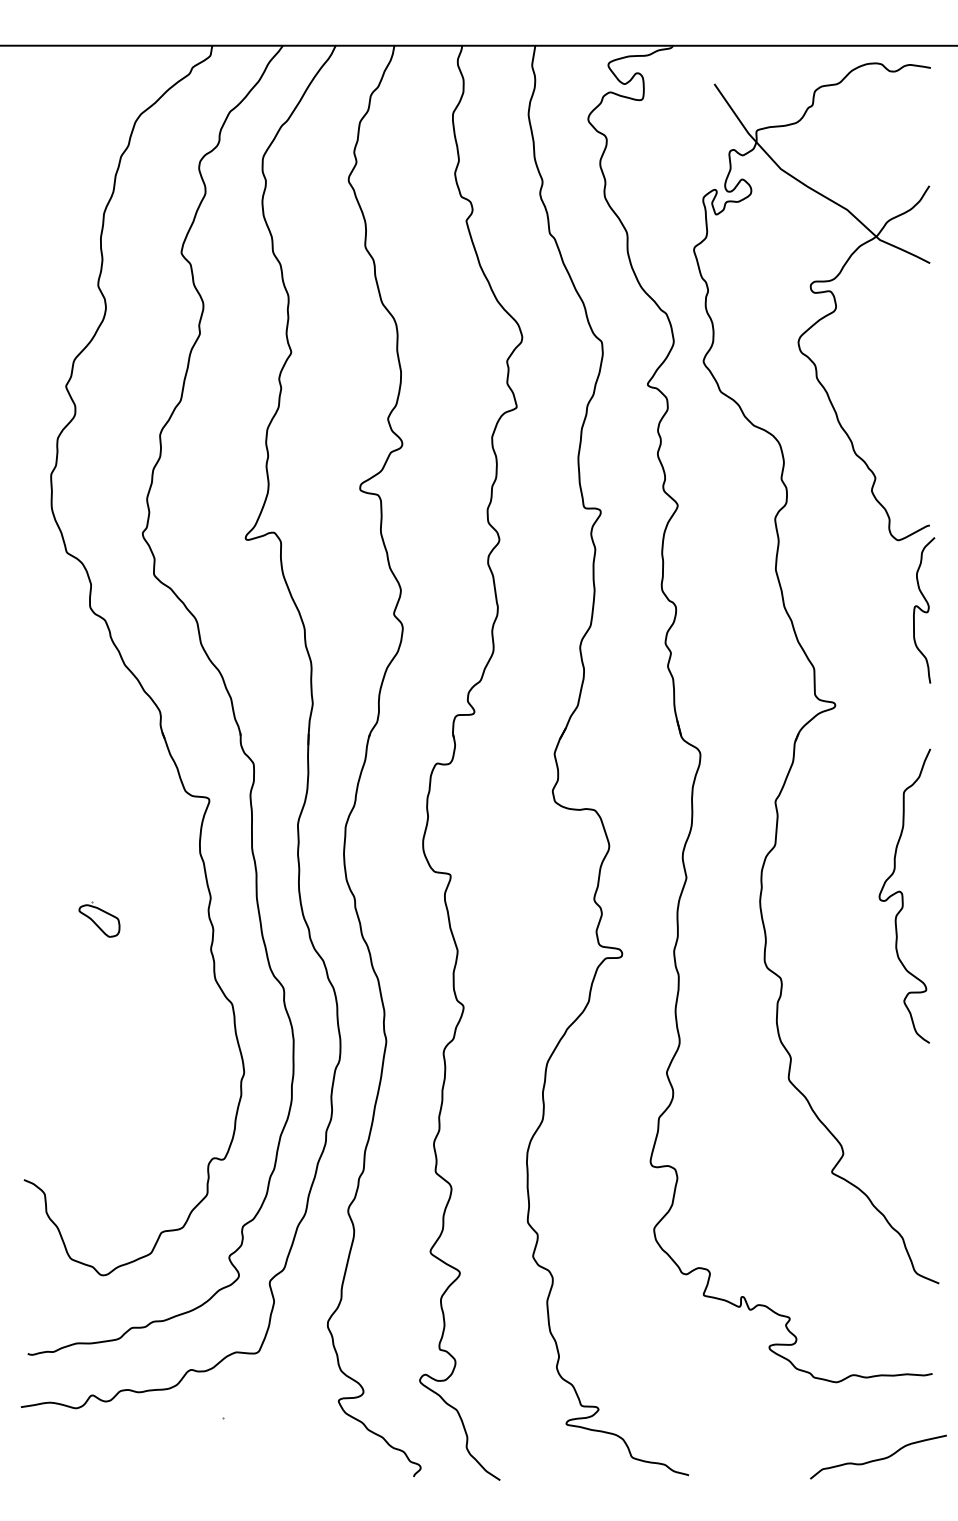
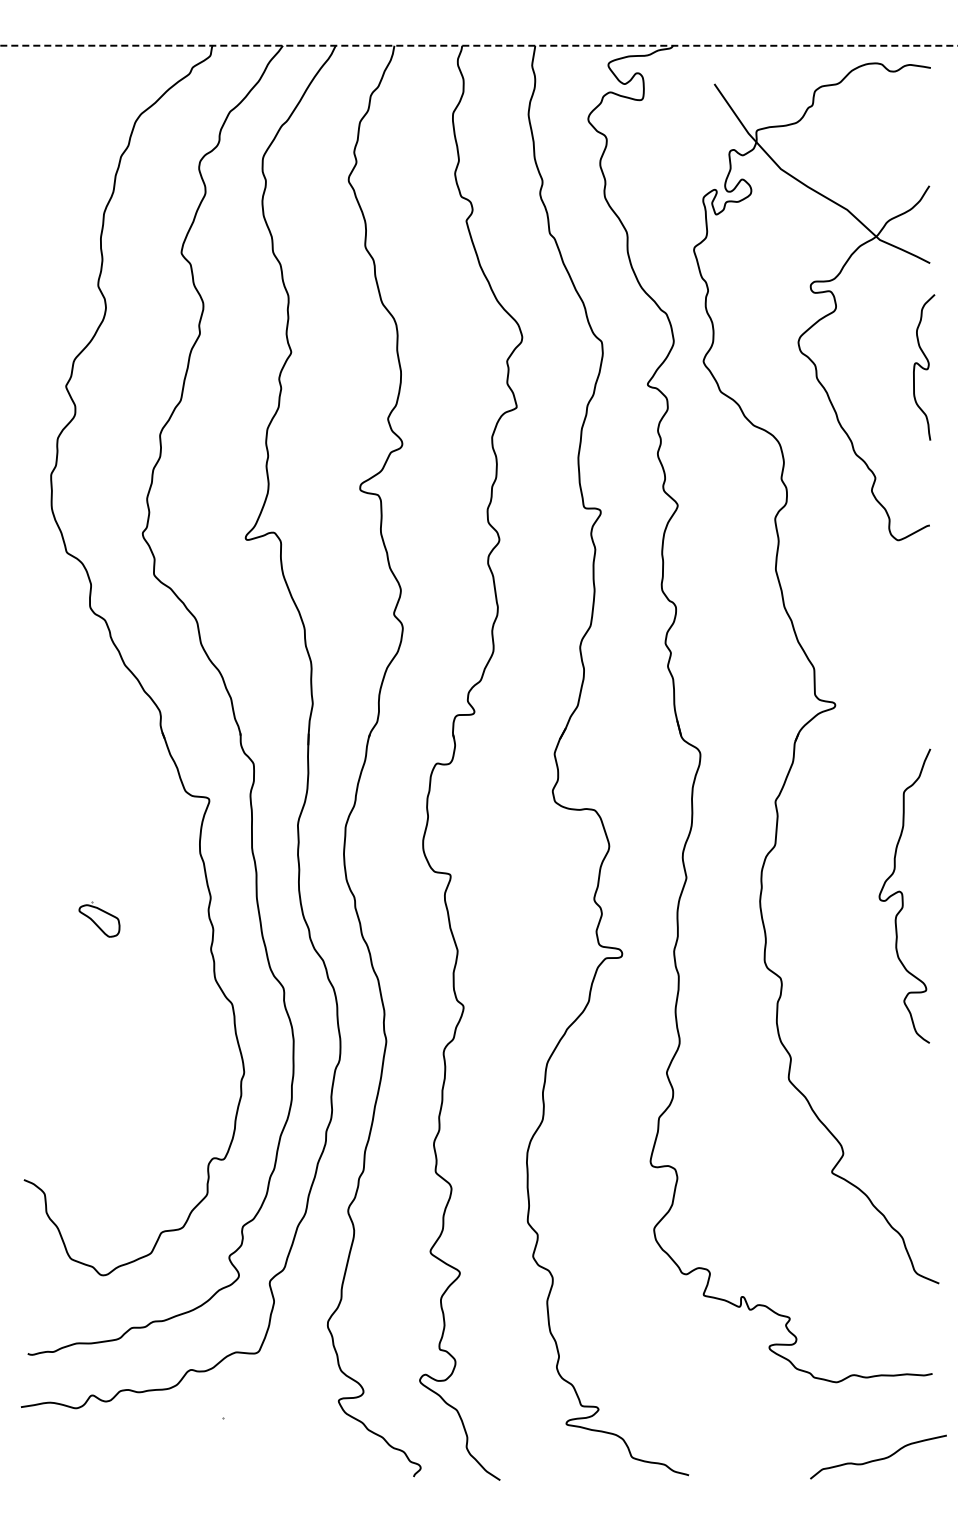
line: solid -> dashed (479, 45)
curve position: (923, 610) -> (923, 367) (923, 367)
